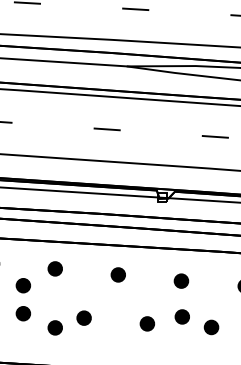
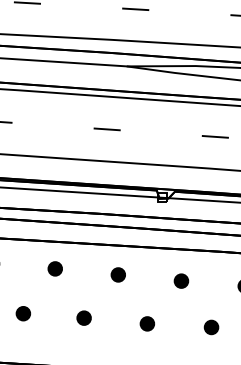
part: present -> none (22, 285)
part: present -> none (181, 316)
part: present -> none (54, 327)
